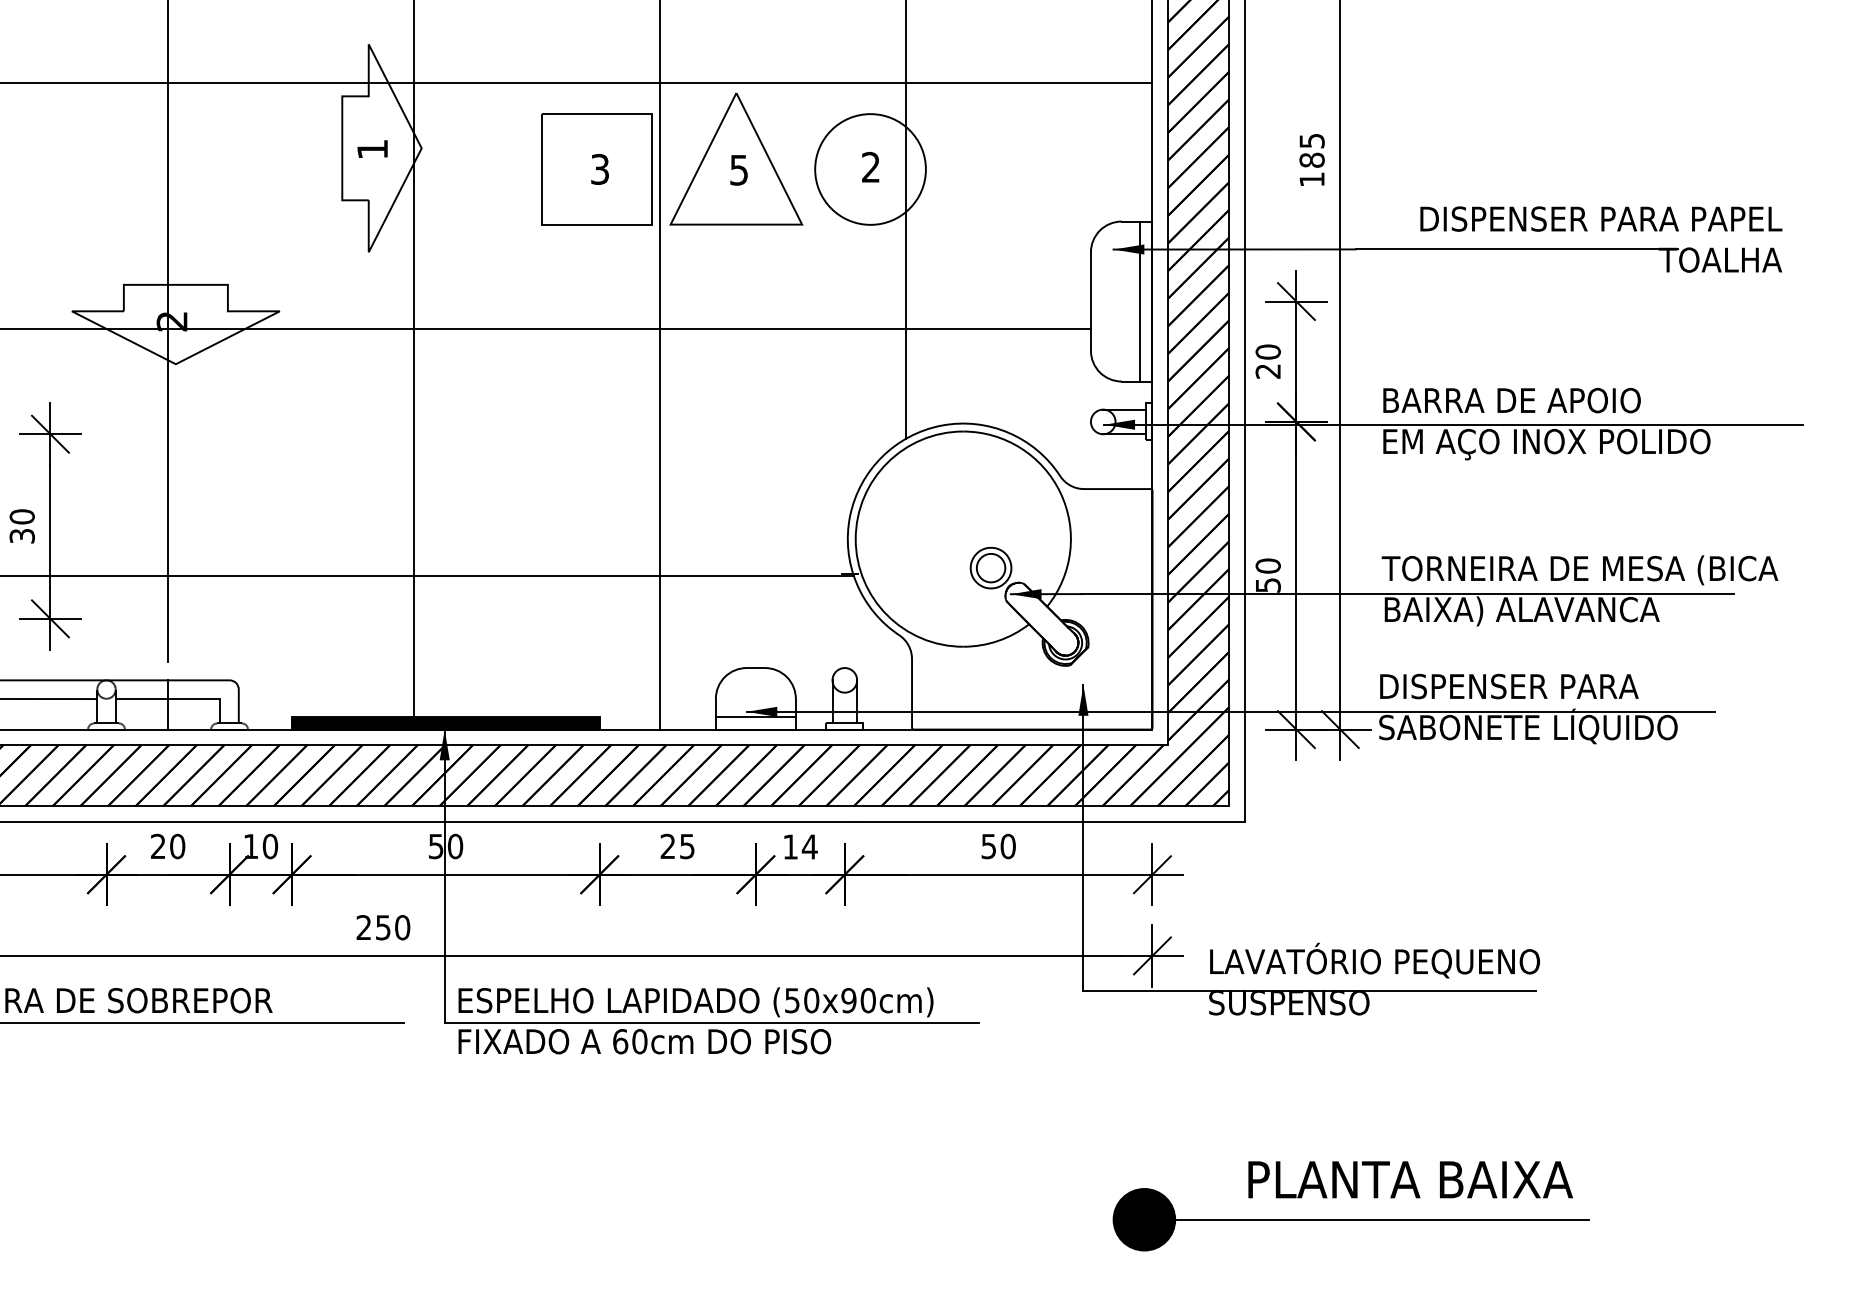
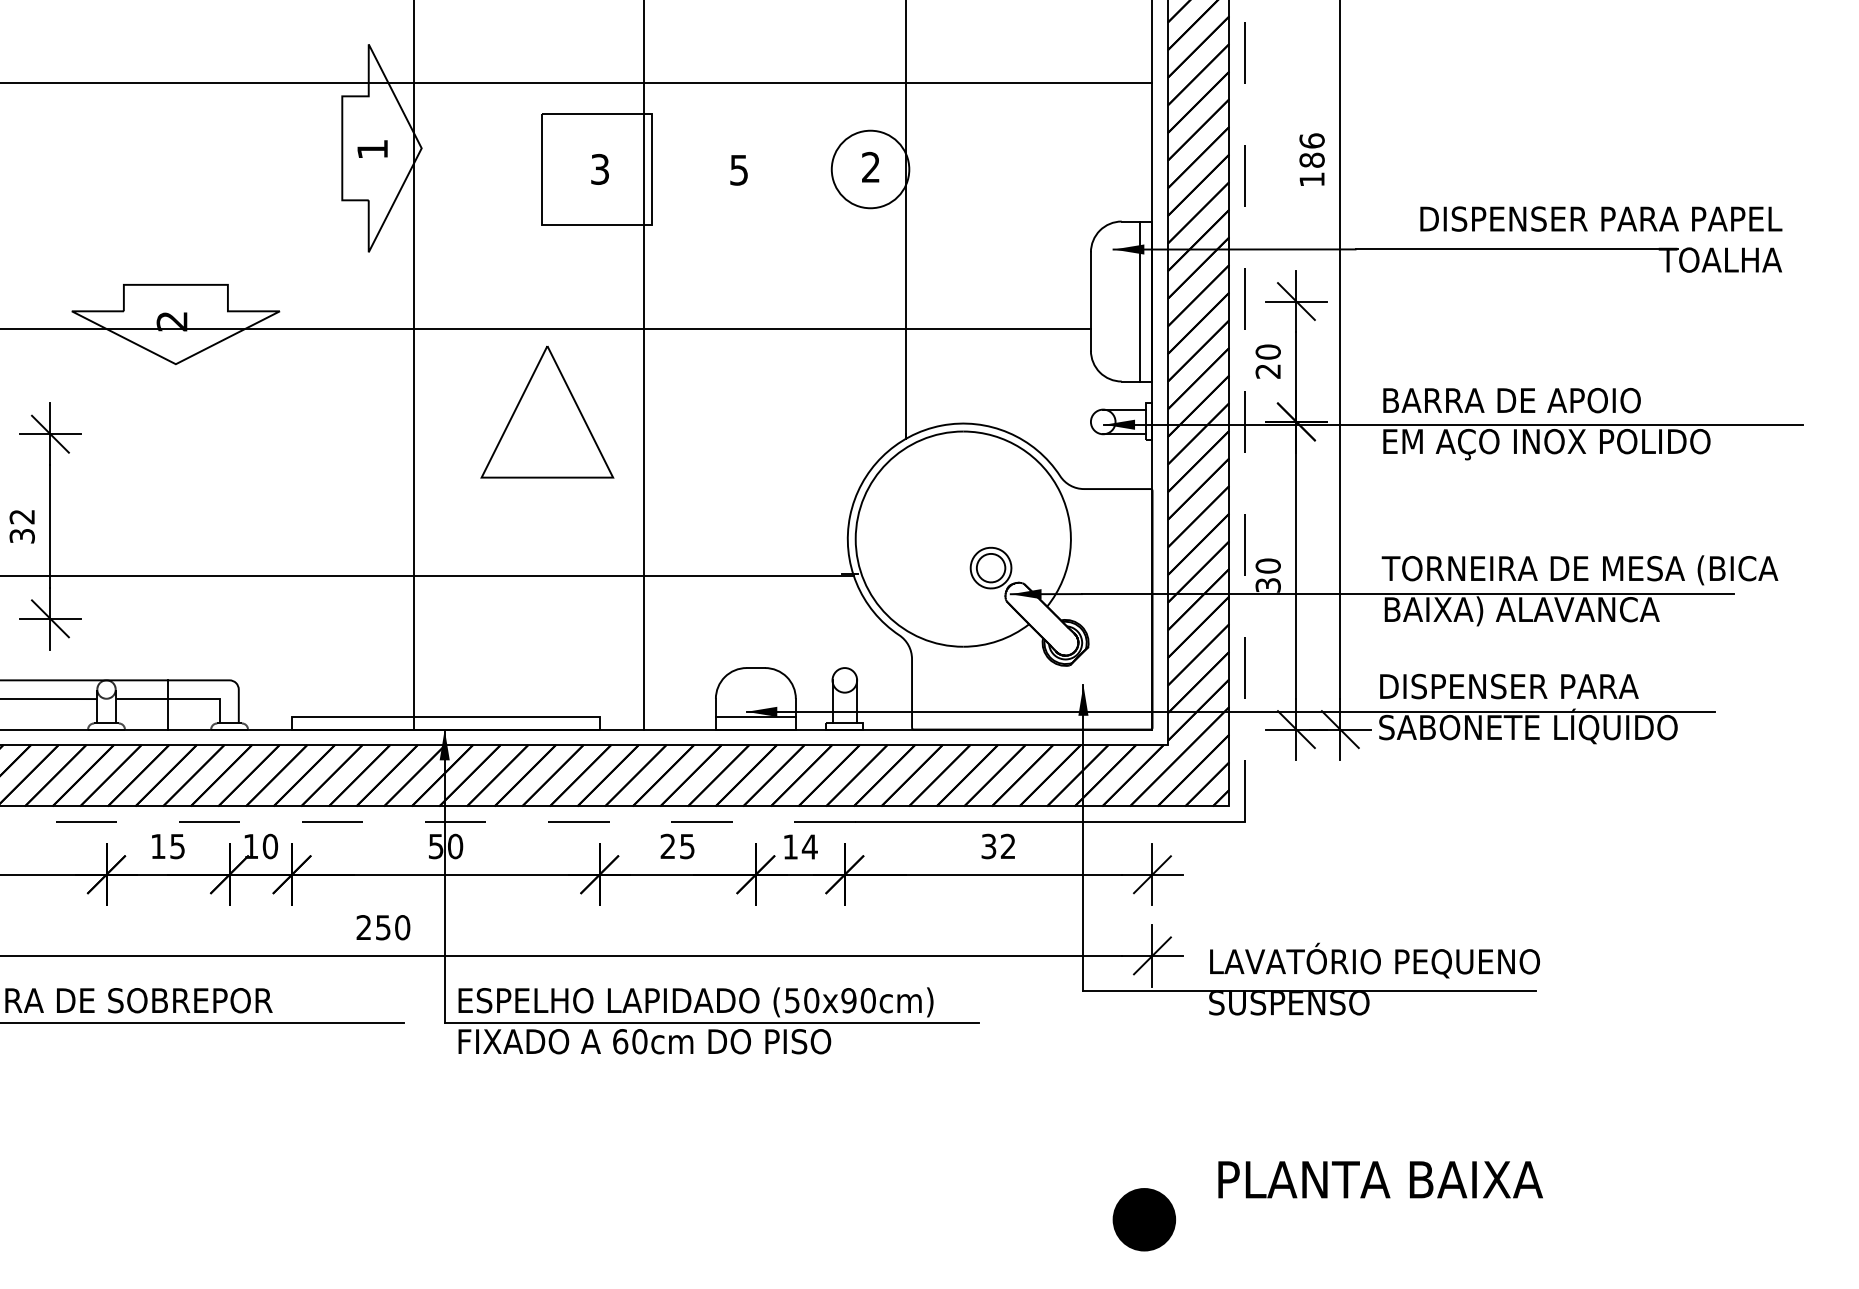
text: 185 -> 186 (1311, 140)
part position: (736, 158) -> (547, 411) (547, 411)
circle diameter: 111 px -> 78 px (870, 169)
line: present -> none (168, 331)
line position: (660, 365) -> (644, 365) (644, 365)
line: solid -> dashed (1244, 411)
text: 30 -> 32 (21, 516)
text: 50 -> 30 (1267, 585)
fill: present -> none (445, 723)
line: solid -> dashed (427, 821)
text: 20 -> 15 (168, 846)
text: 50 -> 32 (998, 846)
text position: (1410, 1179) -> (1380, 1179) (1380, 1179)
line: present -> none (1381, 1219)
